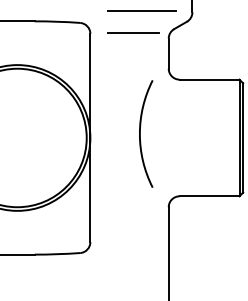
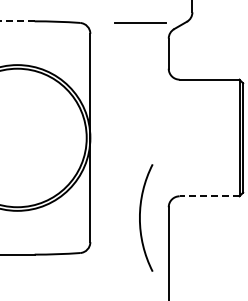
line: present -> none (142, 10)
line: solid -> dashed (17, 21)
line position: (133, 32) -> (140, 22) (140, 22)
arc position: (140, 133) -> (140, 217) (140, 217)
line: solid -> dashed (209, 196)
